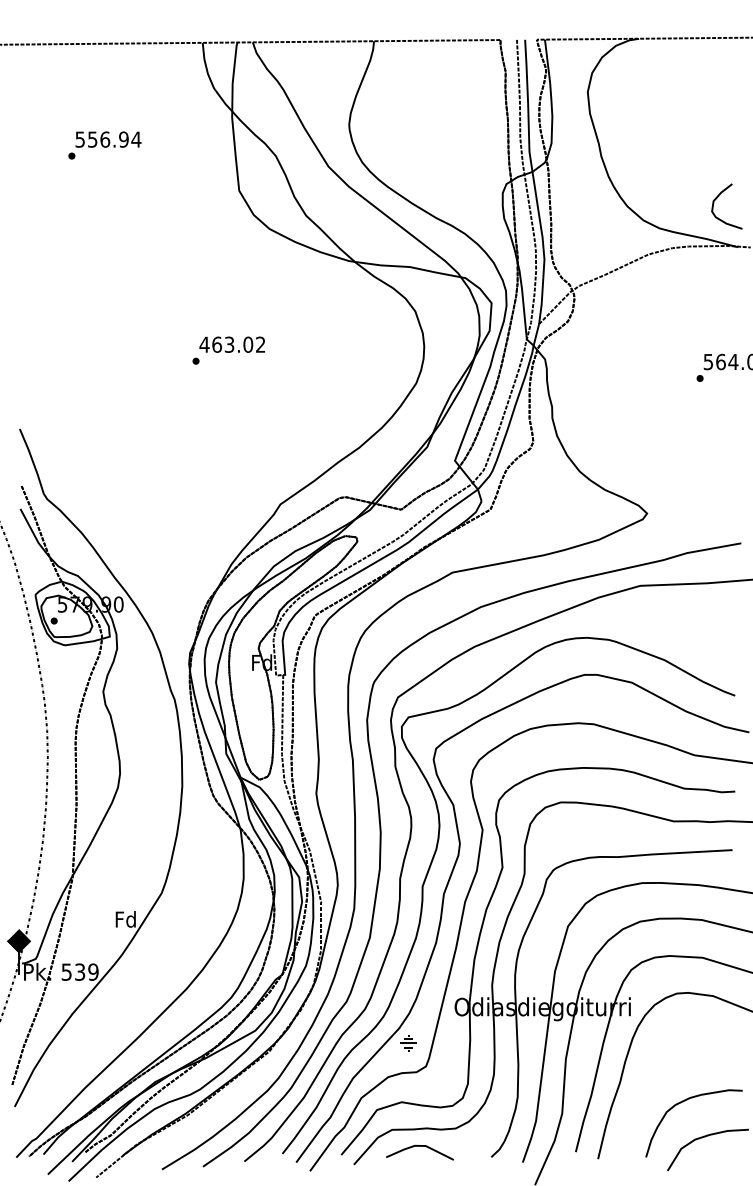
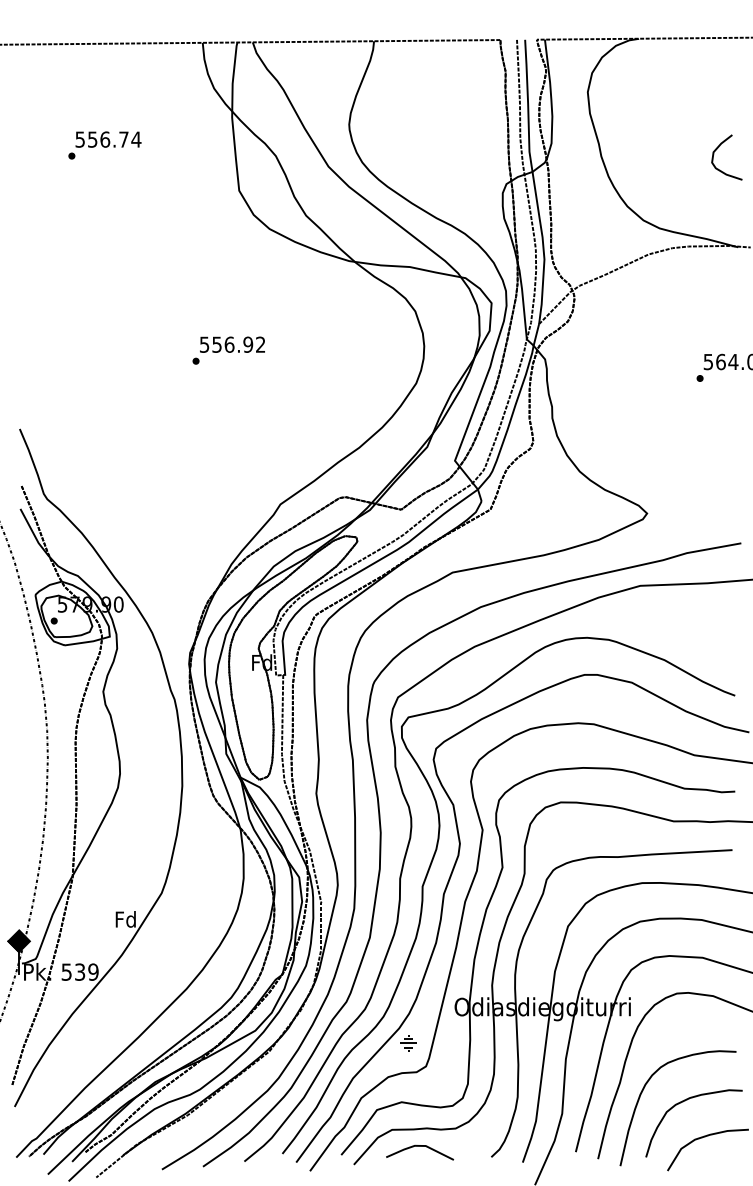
text: 556.94 -> 556.74 (123, 139)
curve position: (718, 197) -> (718, 148) (718, 148)
text: 463.02 -> 556.92 (226, 344)
curve: none -> present (641, 1095)
